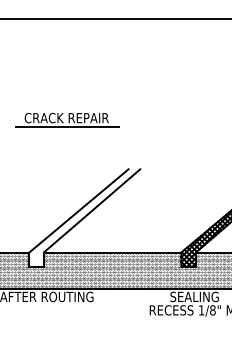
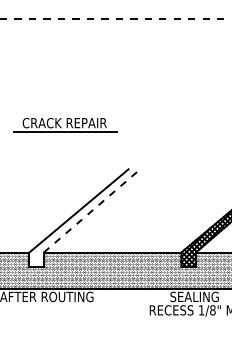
line: solid -> dashed (116, 19)
part position: (67, 120) -> (65, 125) (65, 125)
line: solid -> dashed (92, 210)
